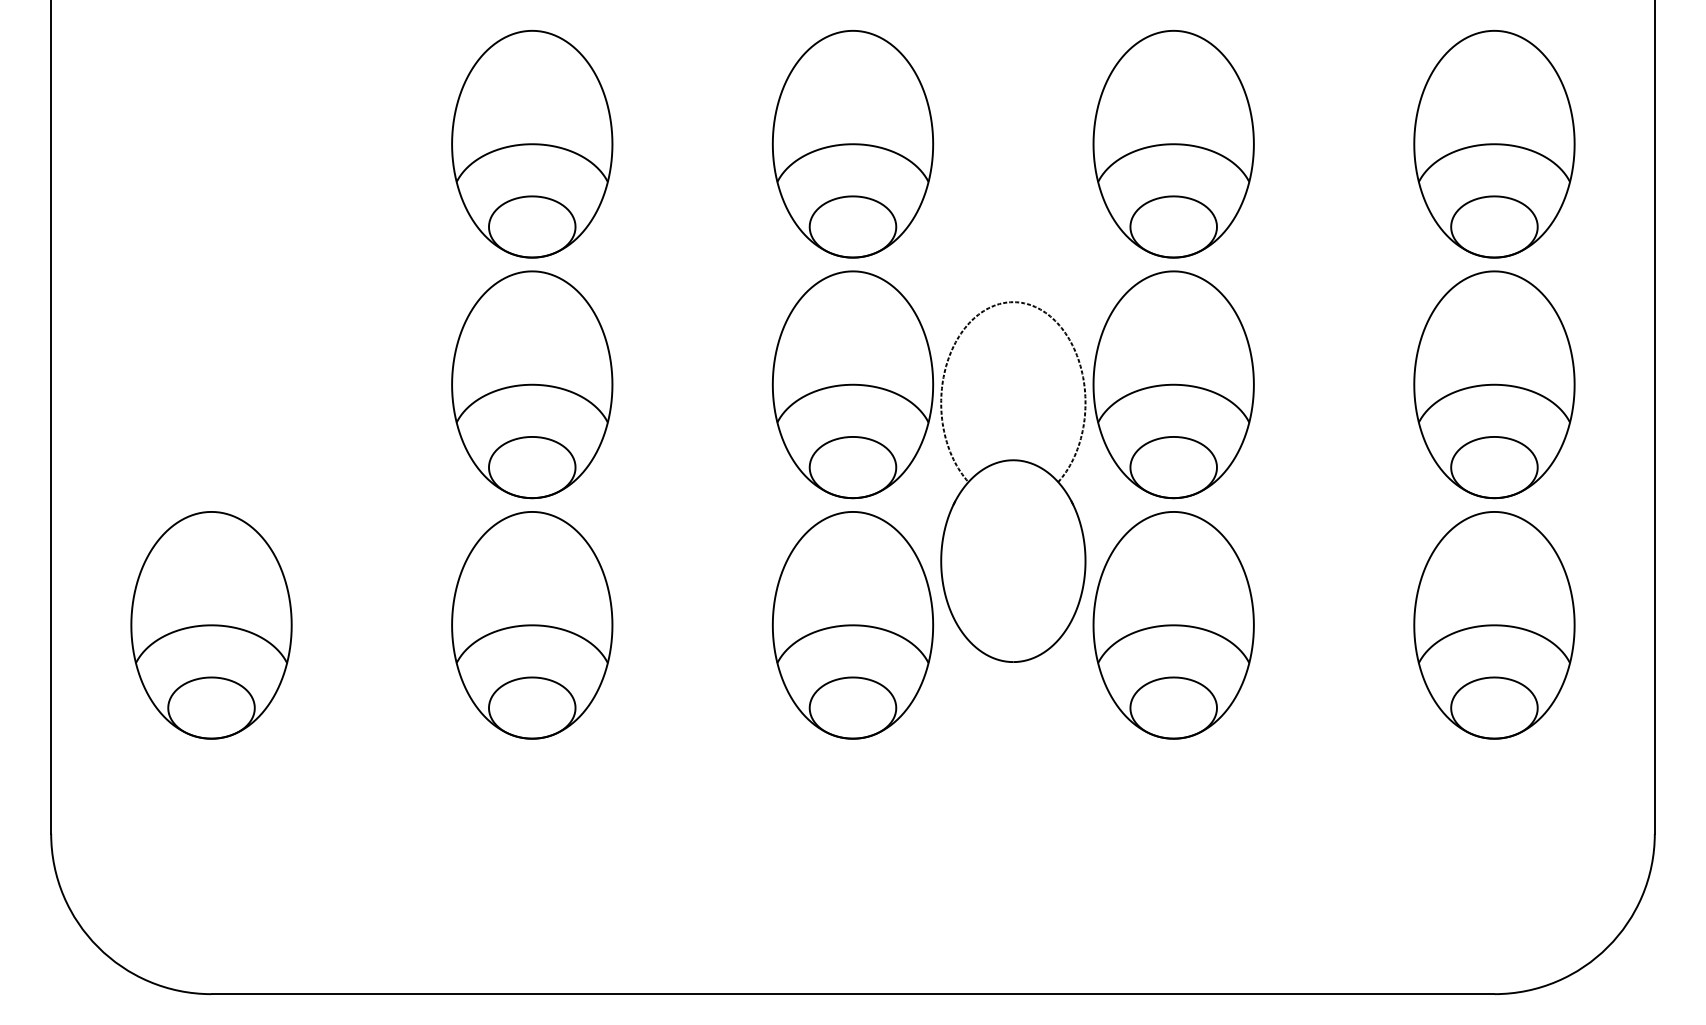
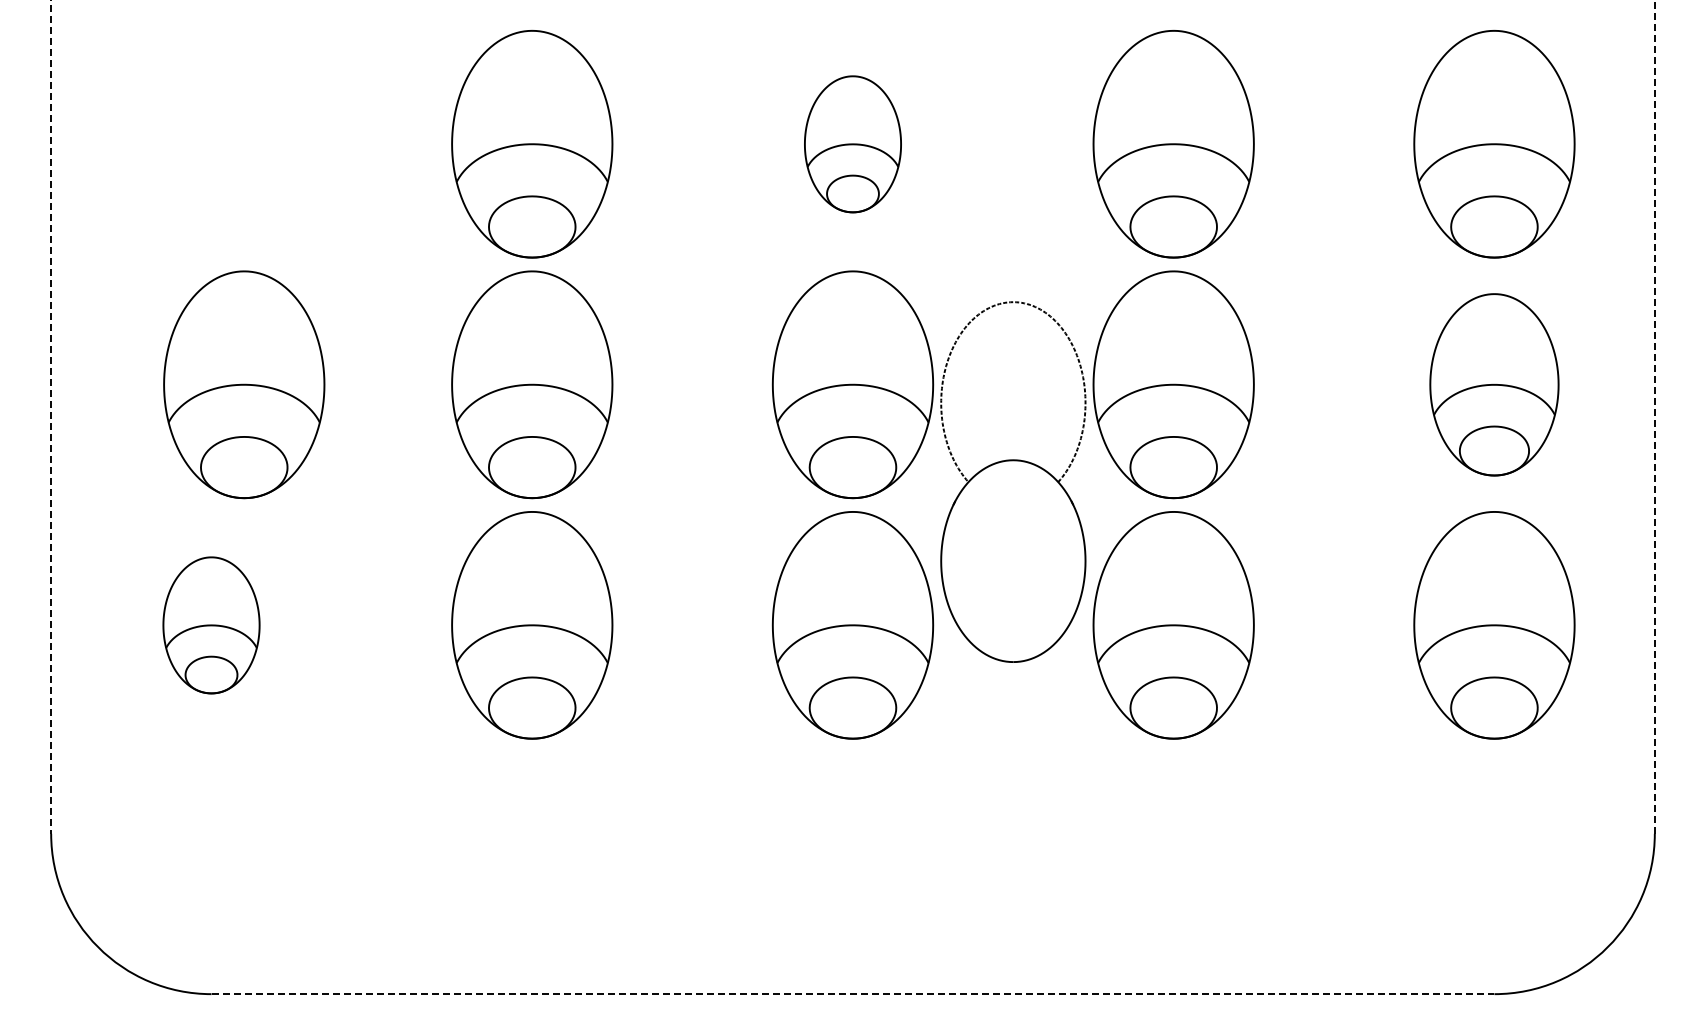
part size: 164x229 px -> 98x139 px (852, 144)
part: none -> present (244, 384)
part size: 163x230 px -> 131x184 px (1494, 384)
line: solid -> dashed (51, 417)
line: solid -> dashed (1654, 417)
part size: 163x229 px -> 99x139 px (211, 625)
line: solid -> dashed (853, 994)
